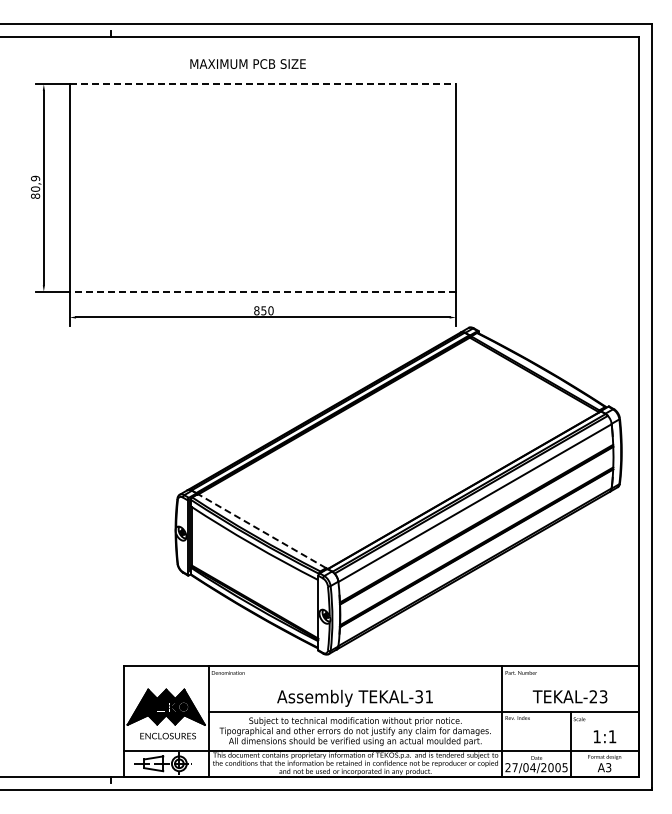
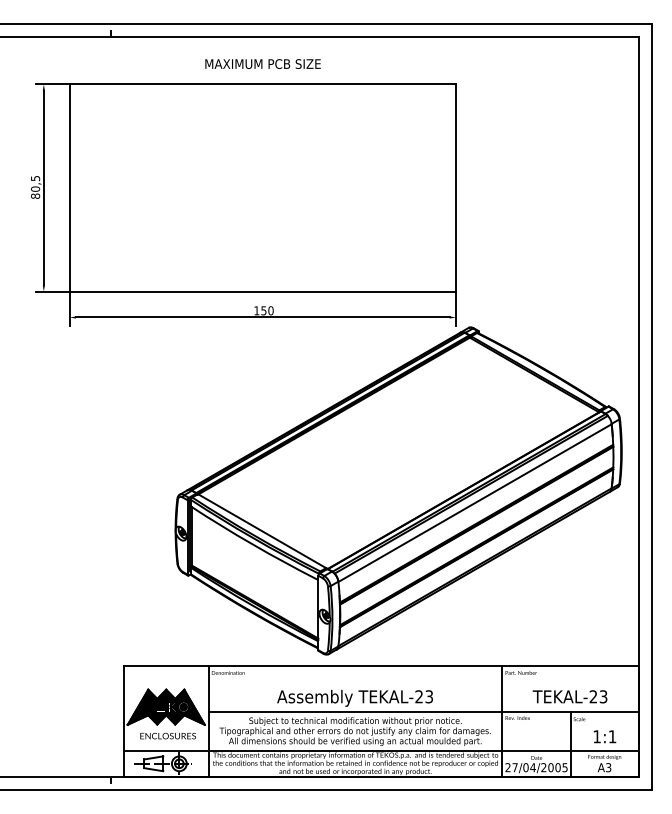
text position: (247, 63) -> (262, 63) (262, 63)
line: dashed -> solid (263, 84)
text: 80,9 -> 80,5 (35, 178)
line: dashed -> solid (262, 291)
text: 850 -> 150 (256, 310)
line: dashed -> solid (262, 531)
text: TEKAL-31 -> TEKAL-23 (424, 696)
